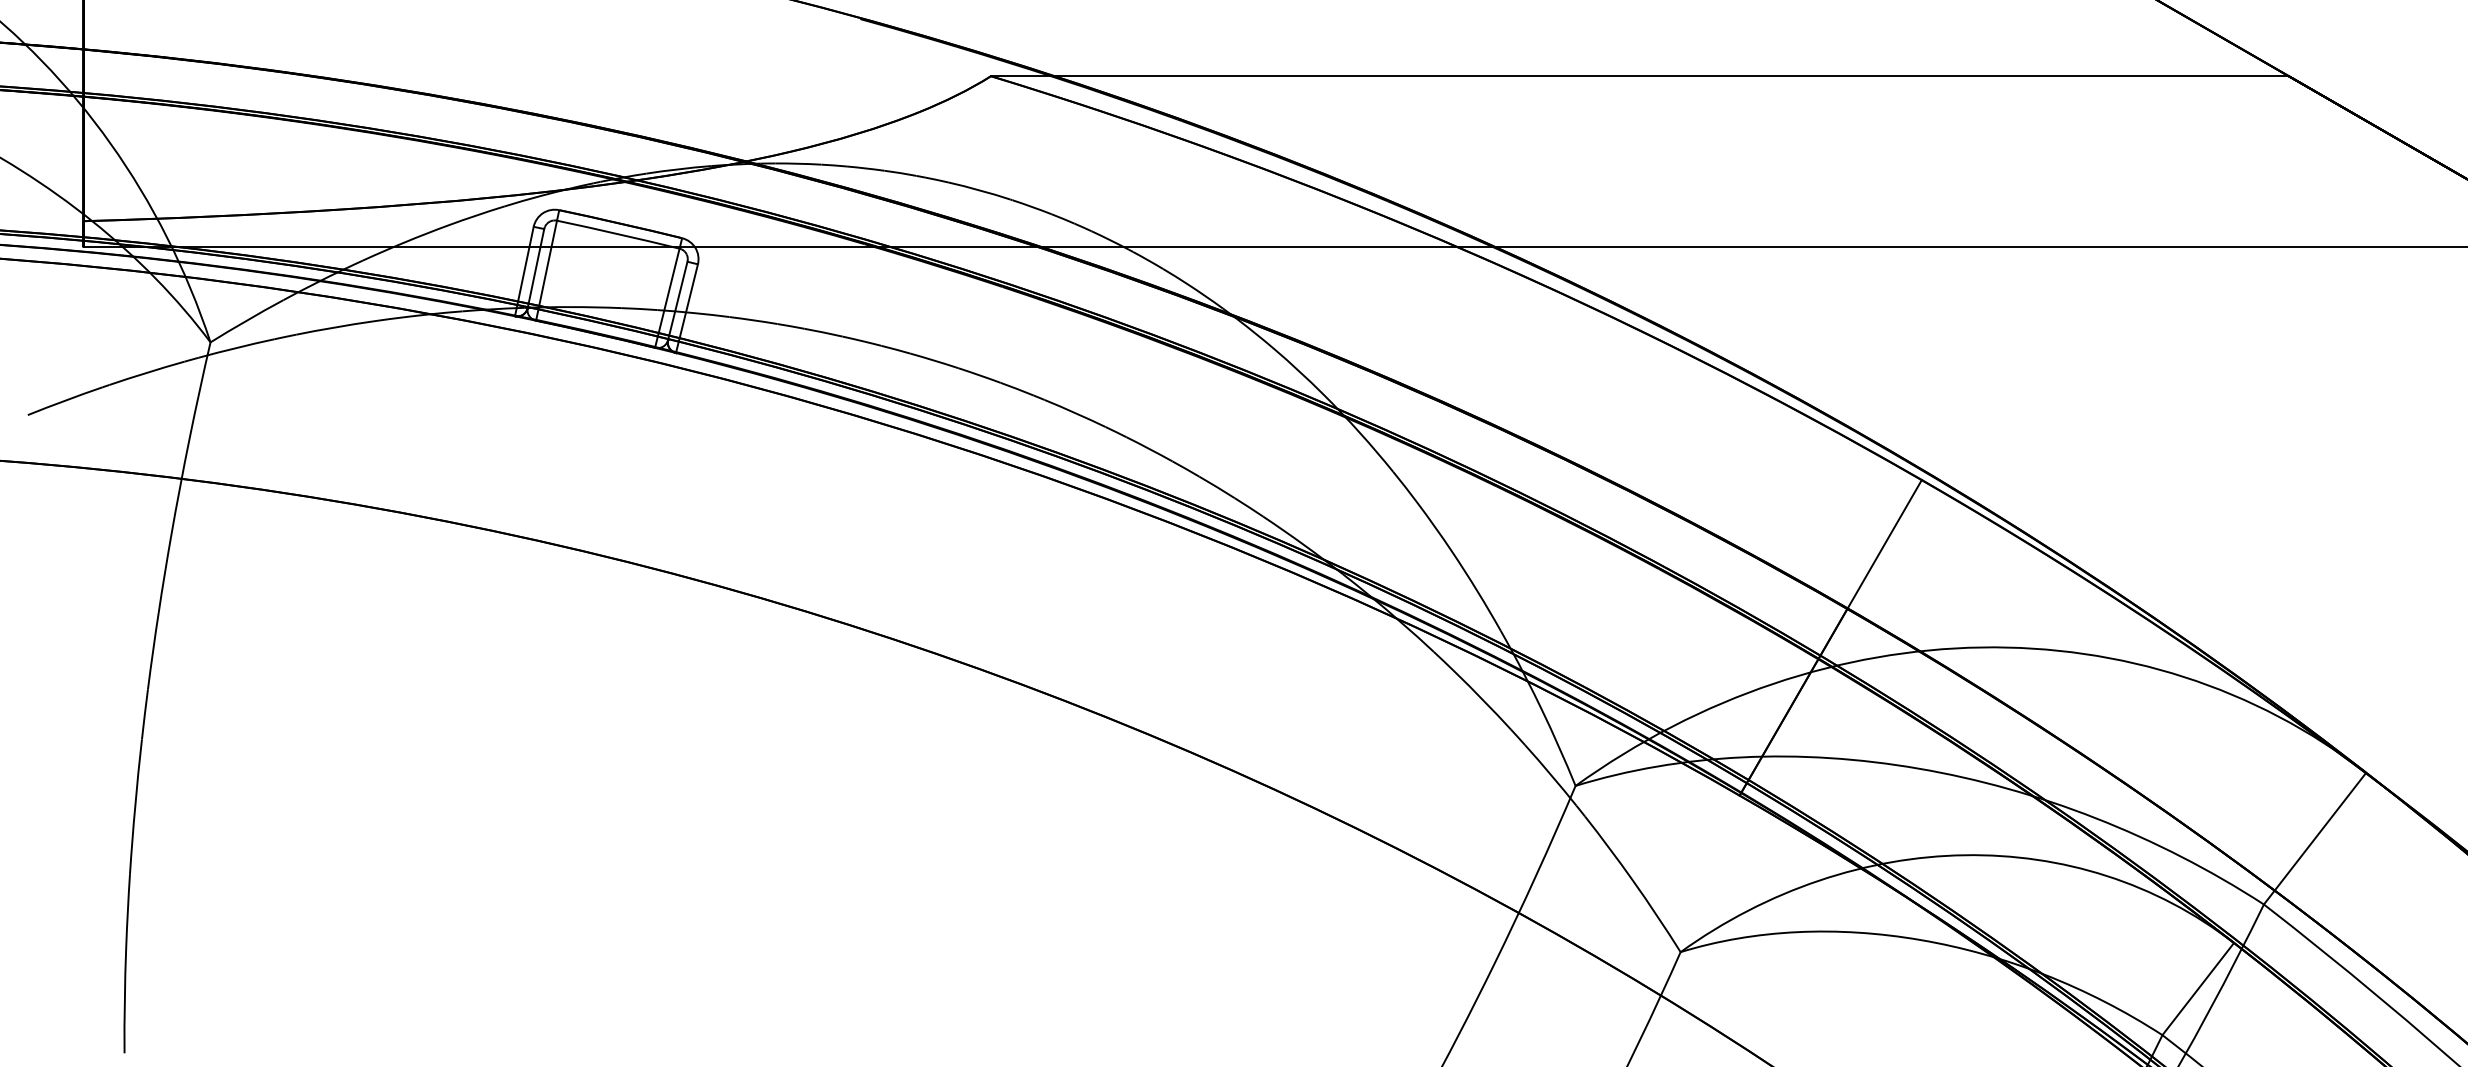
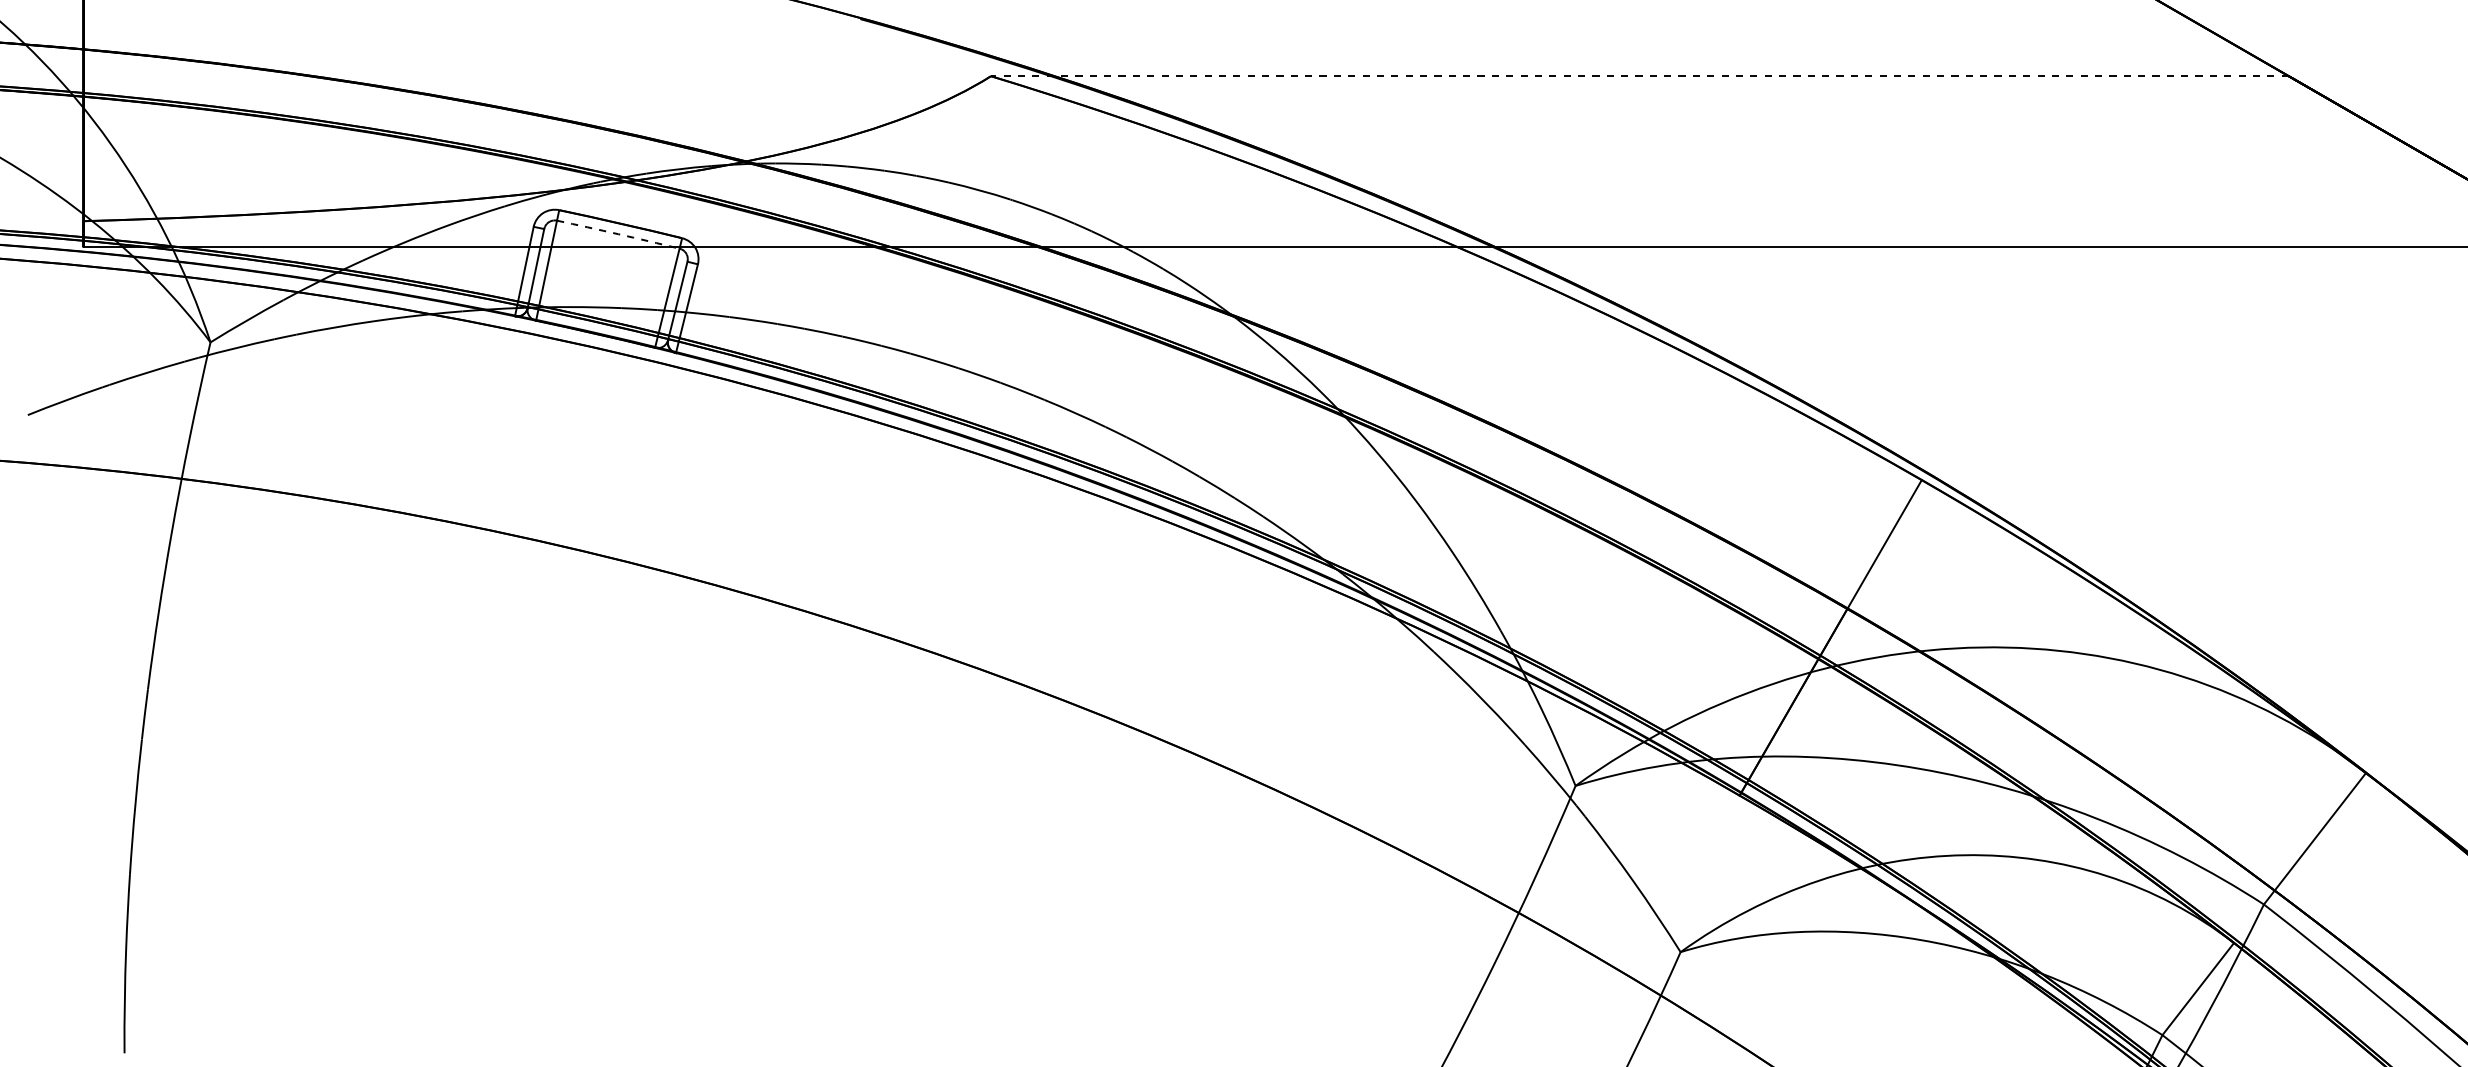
line: solid -> dashed (1639, 76)
arc: solid -> dashed (618, 234)
